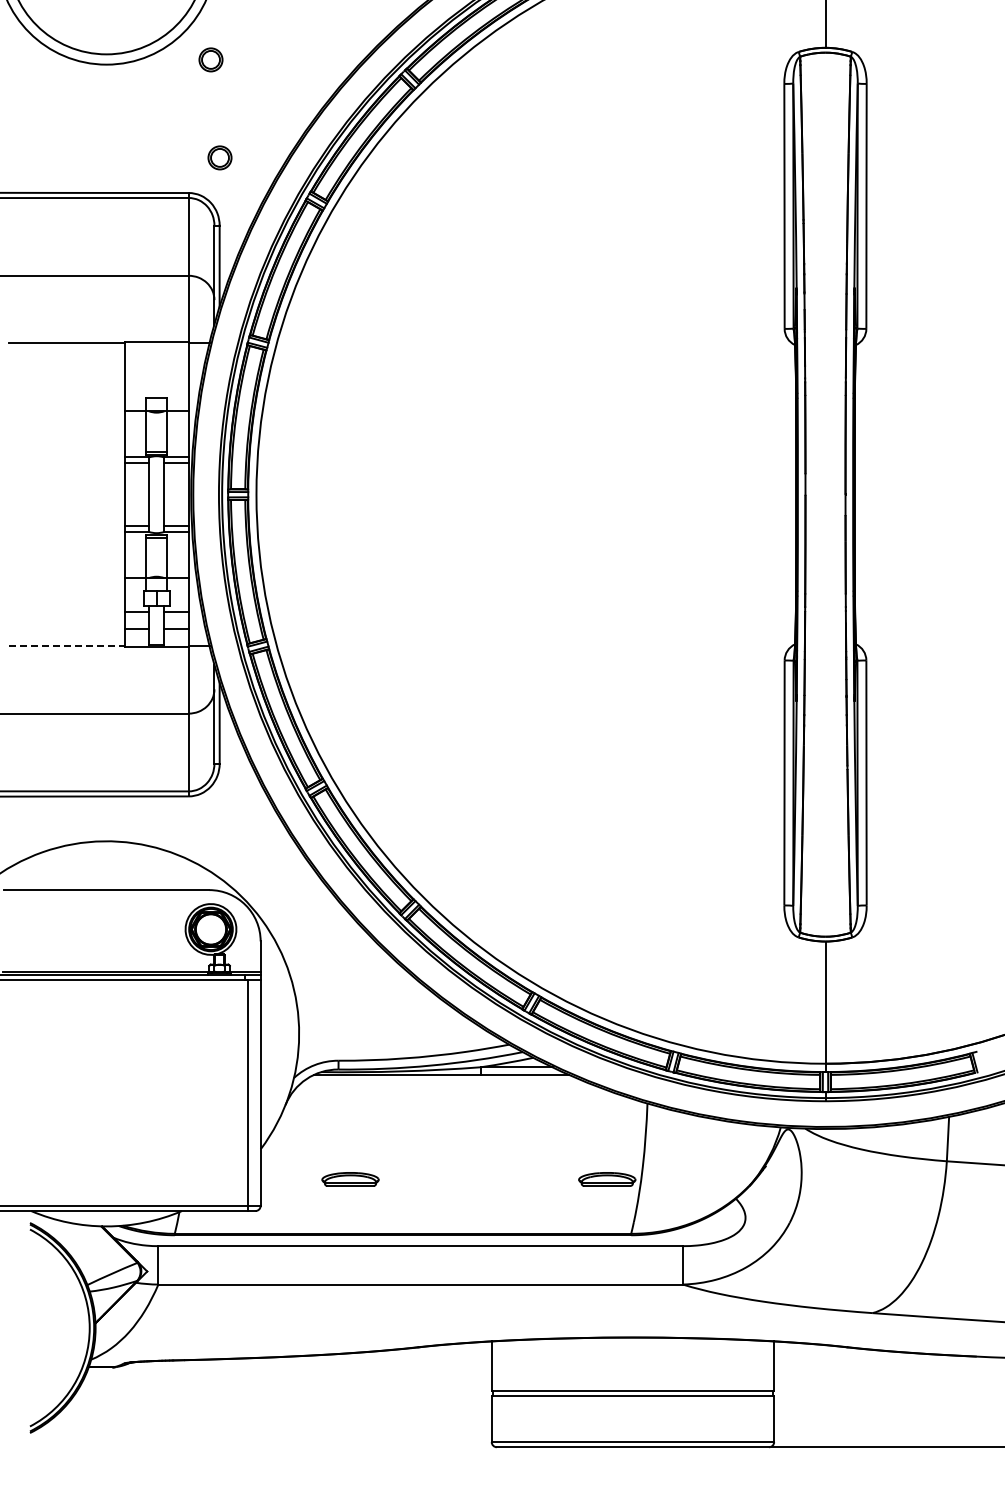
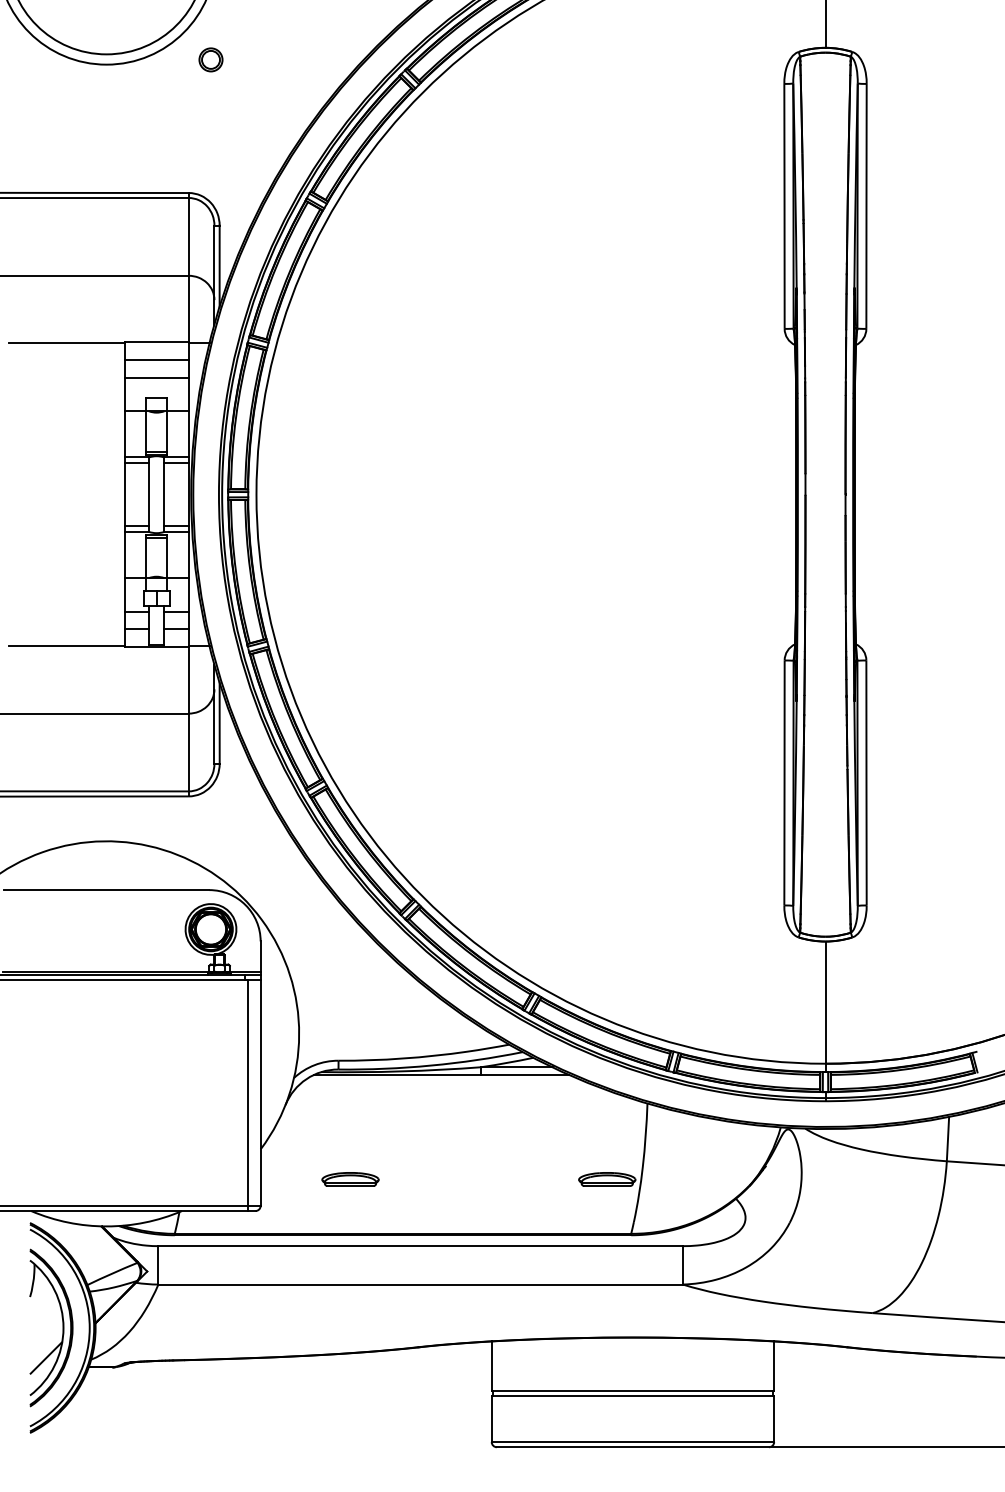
part: present -> none (219, 157)
line: none -> present (156, 360)
line: none -> present (156, 377)
line: dashed -> solid (66, 646)
part: none -> present (62, 1327)
